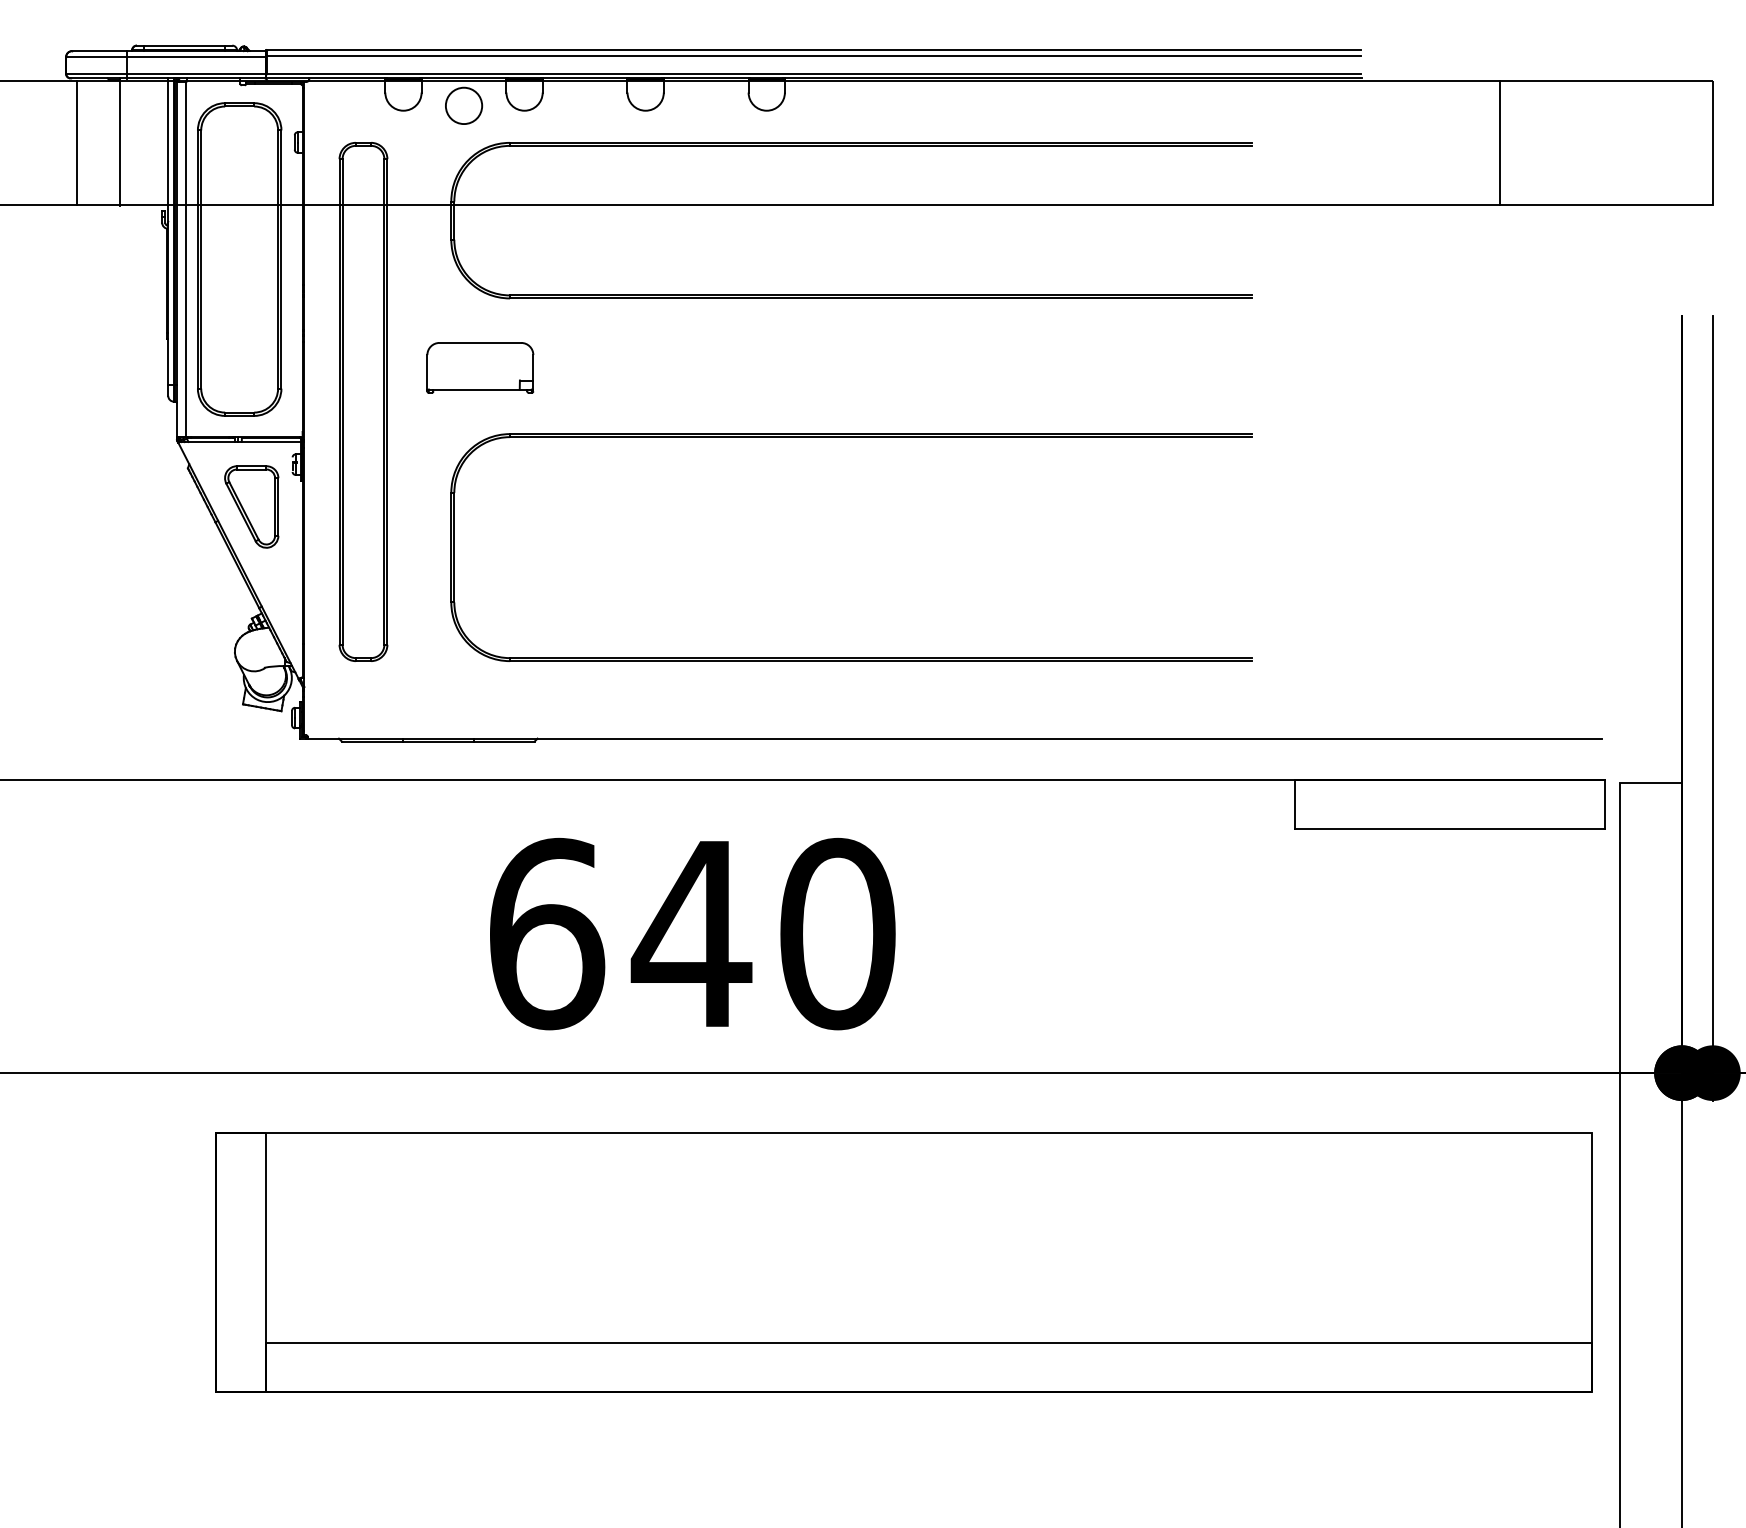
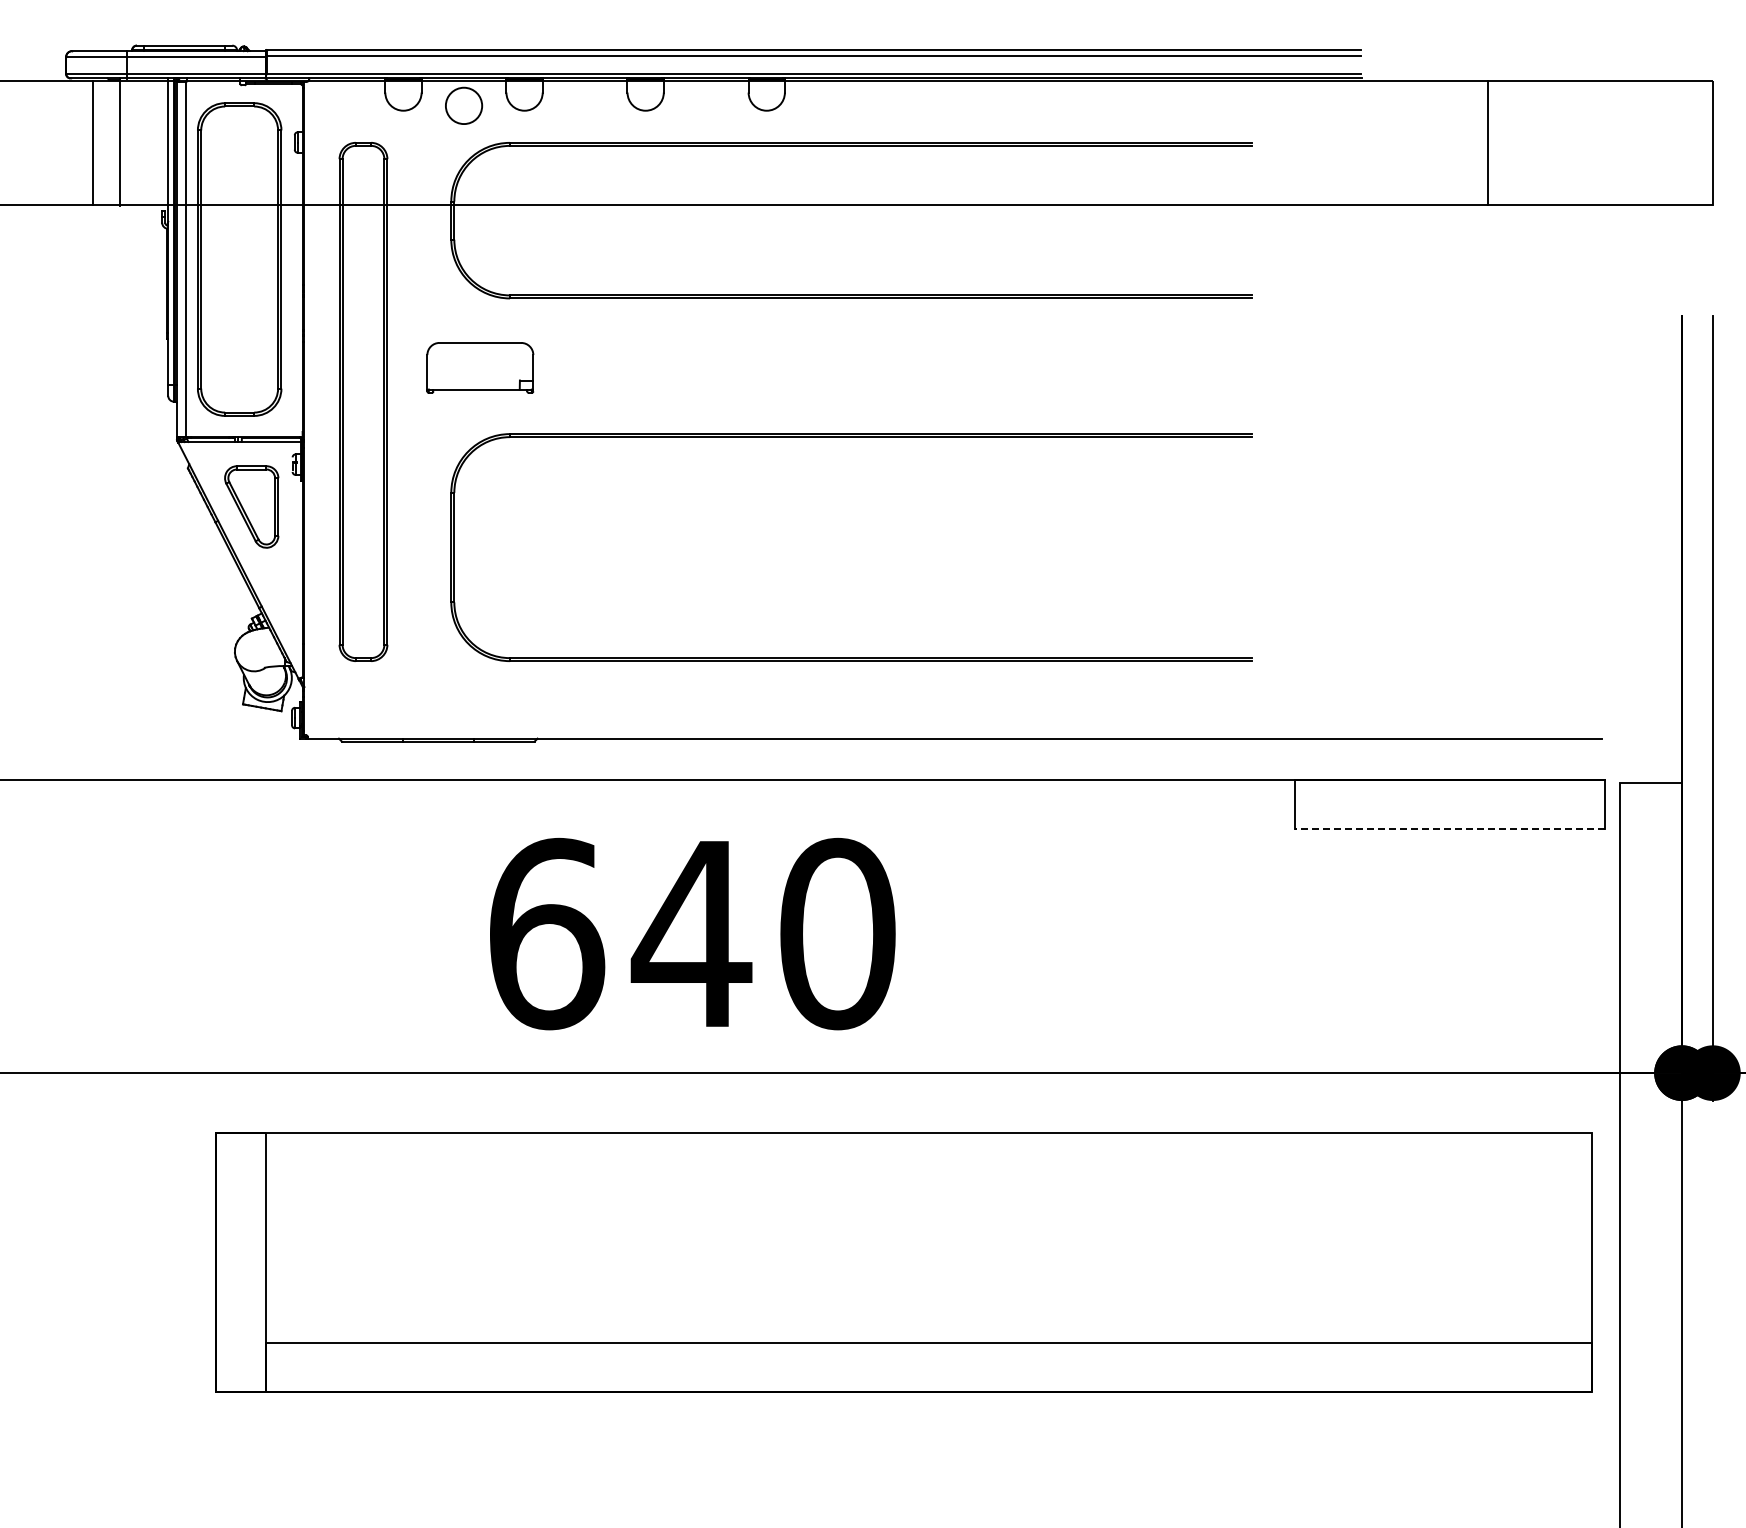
line position: (77, 142) -> (93, 142) (93, 142)
line position: (1499, 142) -> (1487, 142) (1487, 142)
line: solid -> dashed (1450, 829)
